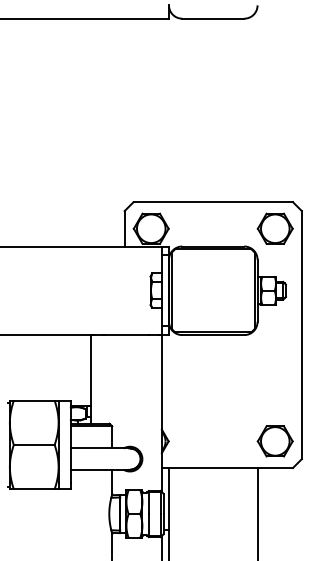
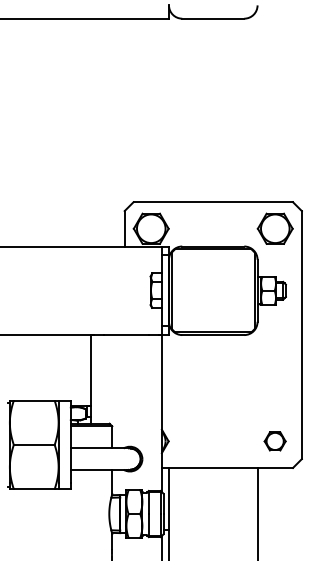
part size: 38x33 px -> 24x21 px (274, 441)
